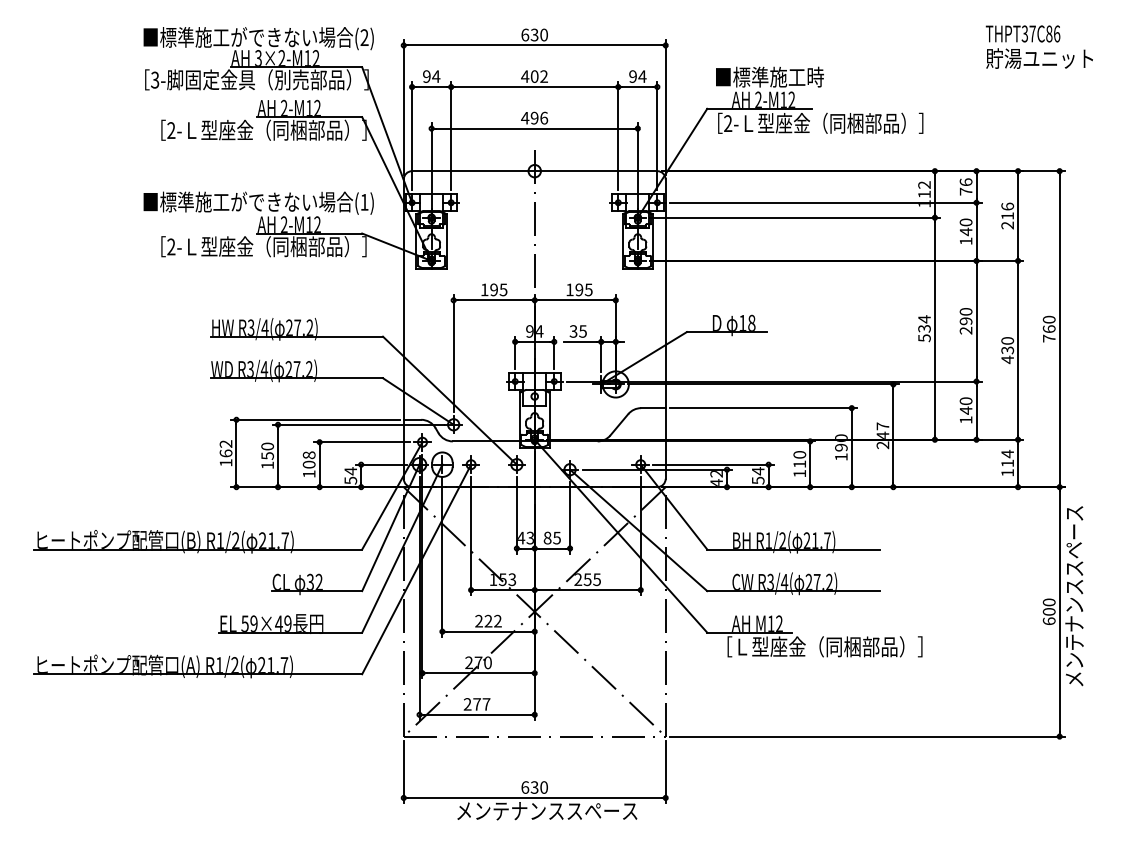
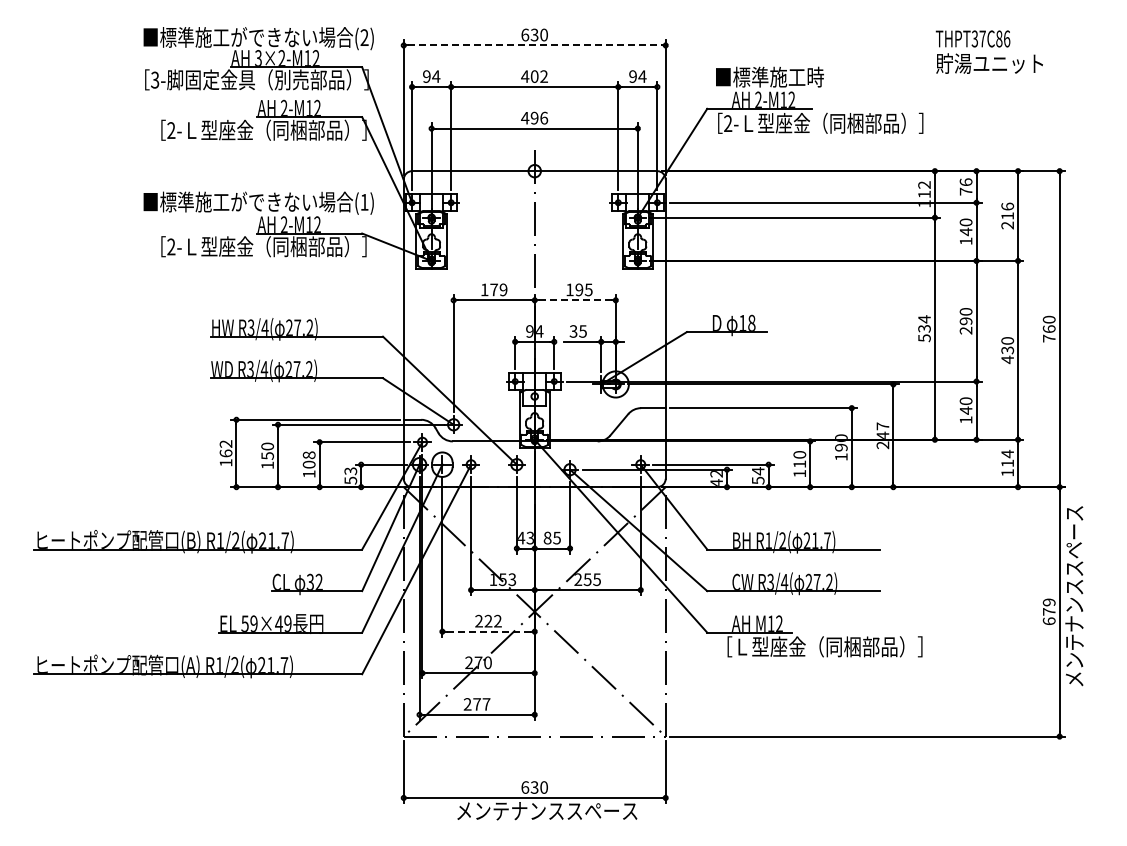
line: solid -> dashed (534, 45)
text position: (1038, 46) -> (988, 51) (988, 51)
text: 195 -> 179 (498, 289)
line: solid -> dashed (575, 300)
text: 54 -> 53 (350, 471)
text: 600 -> 679 (1048, 606)
line: solid -> dashed (488, 631)
